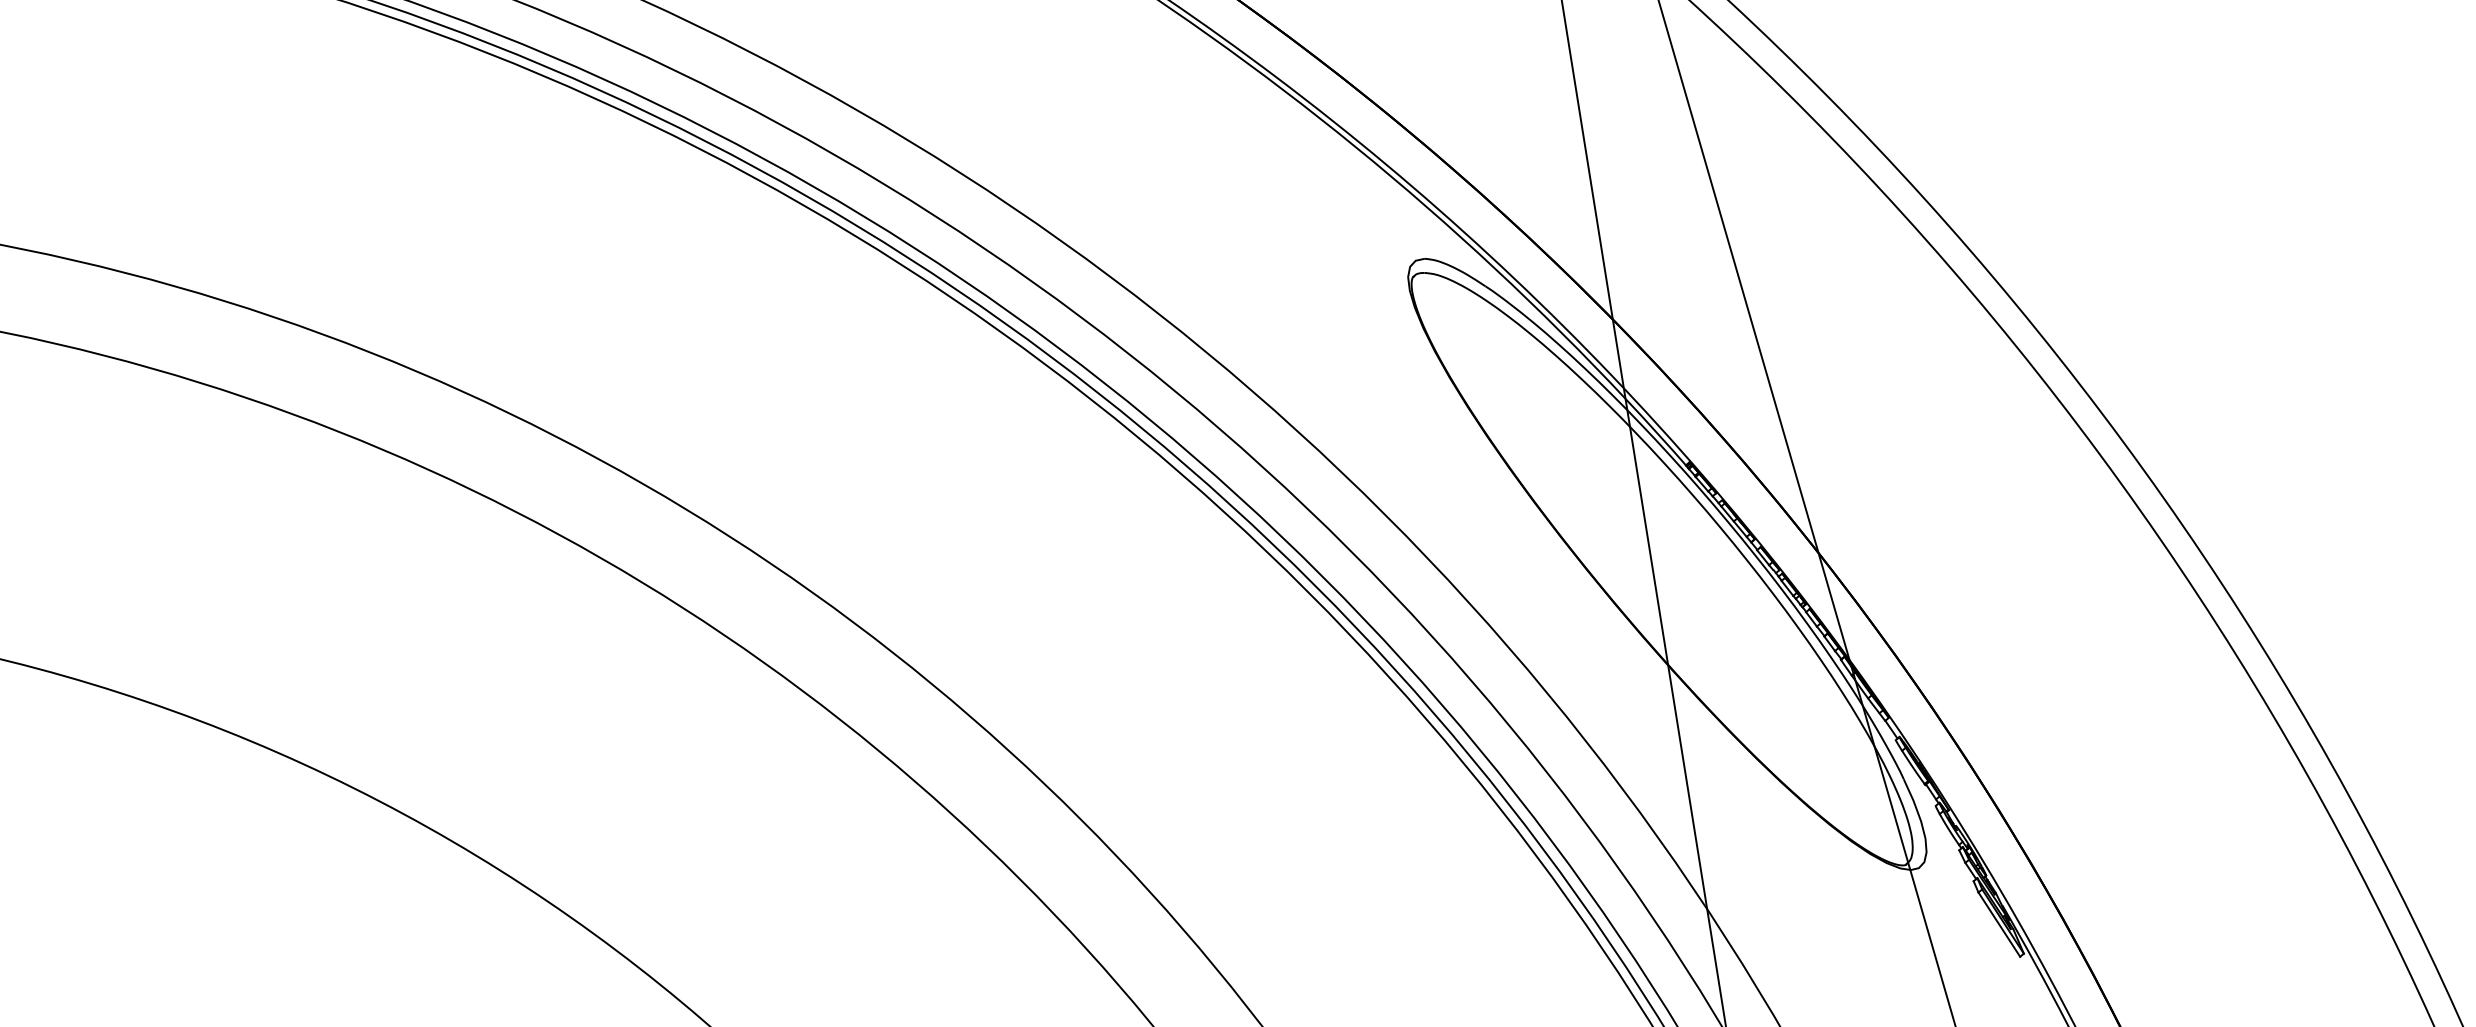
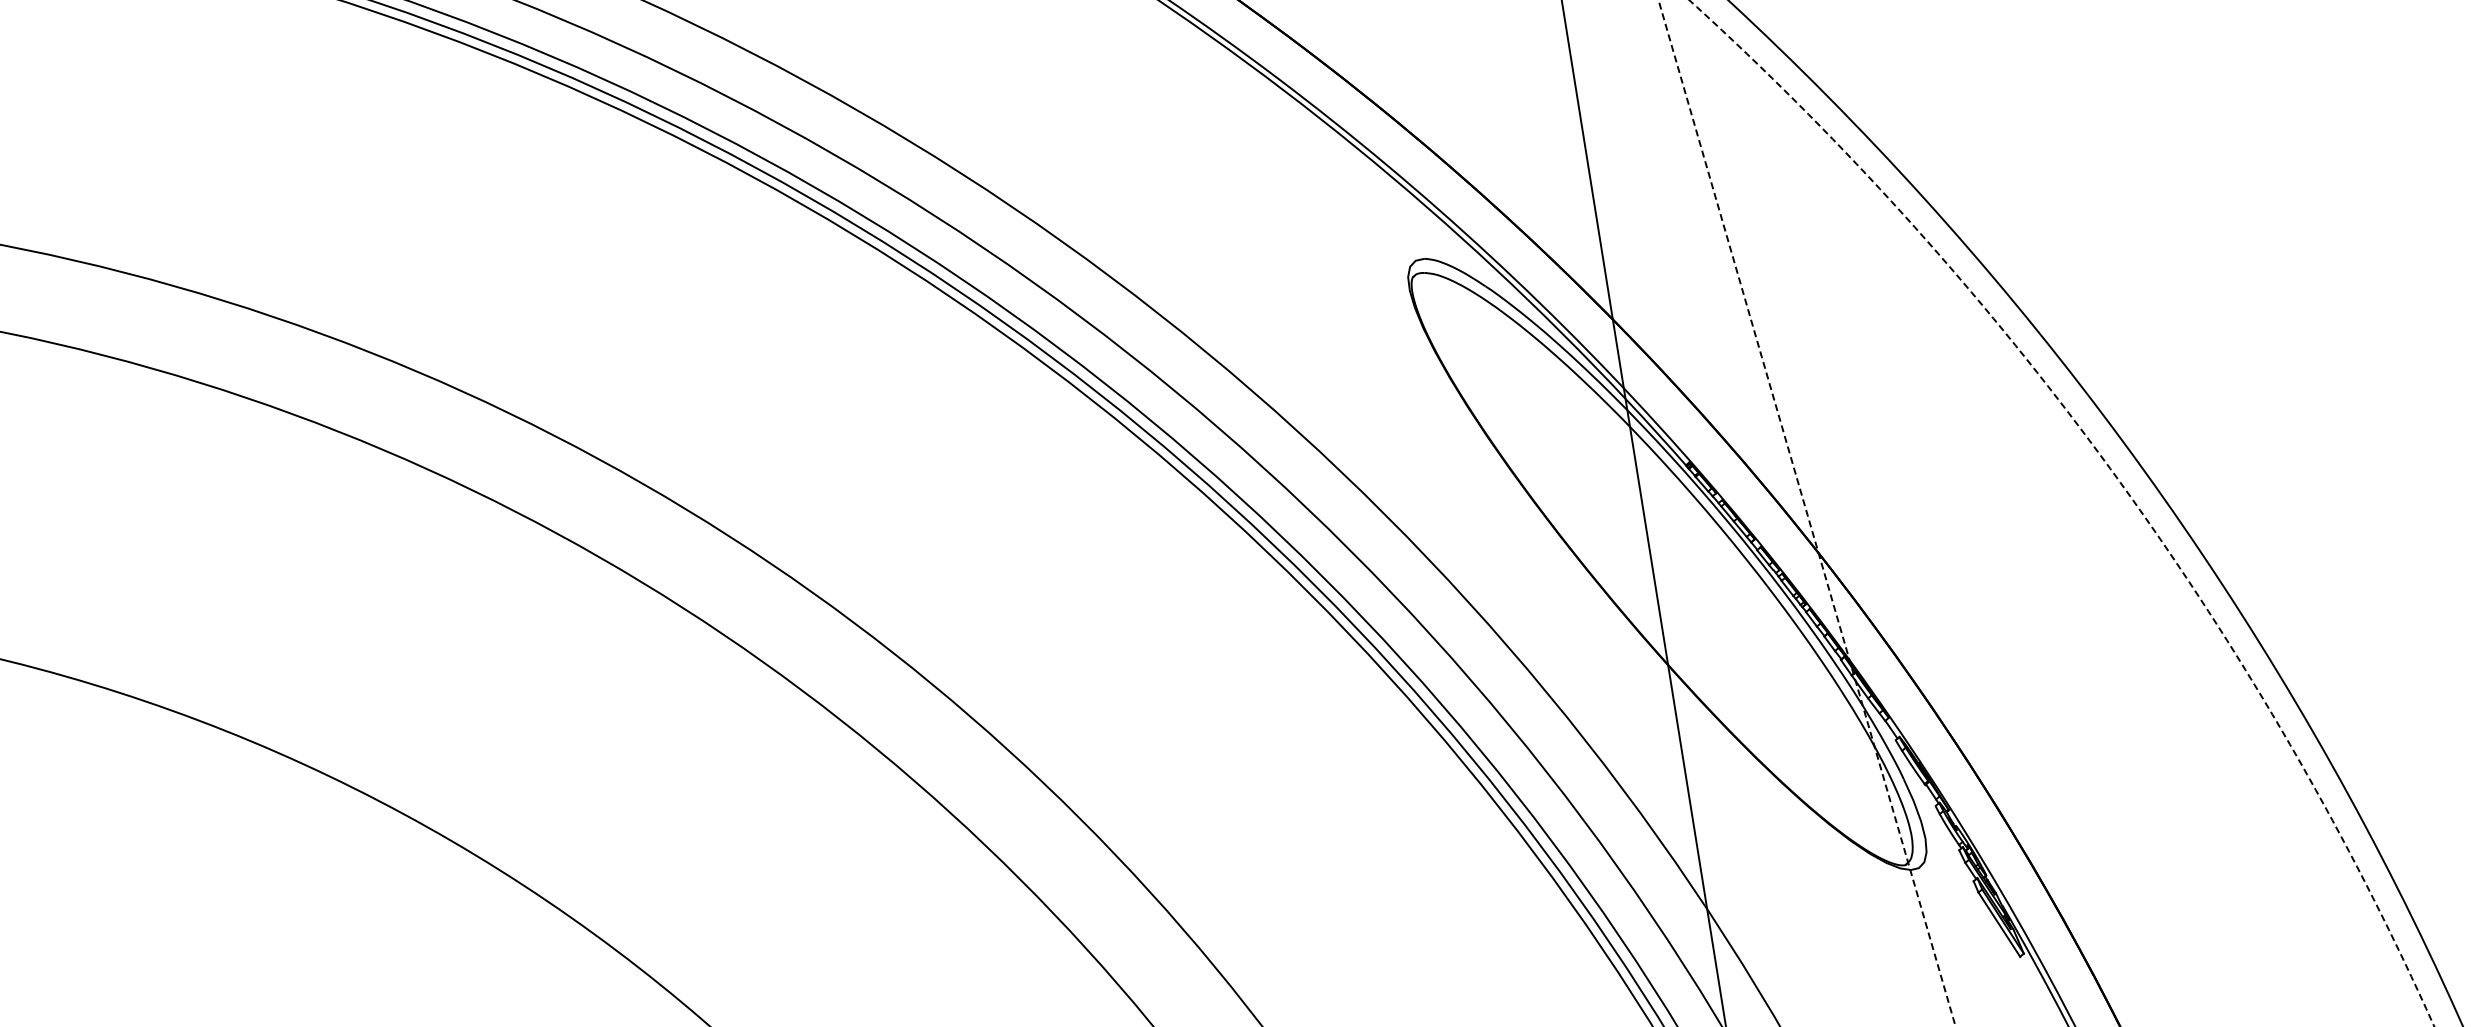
arc: solid -> dashed (2114, 473)
line: solid -> dashed (1807, 513)
